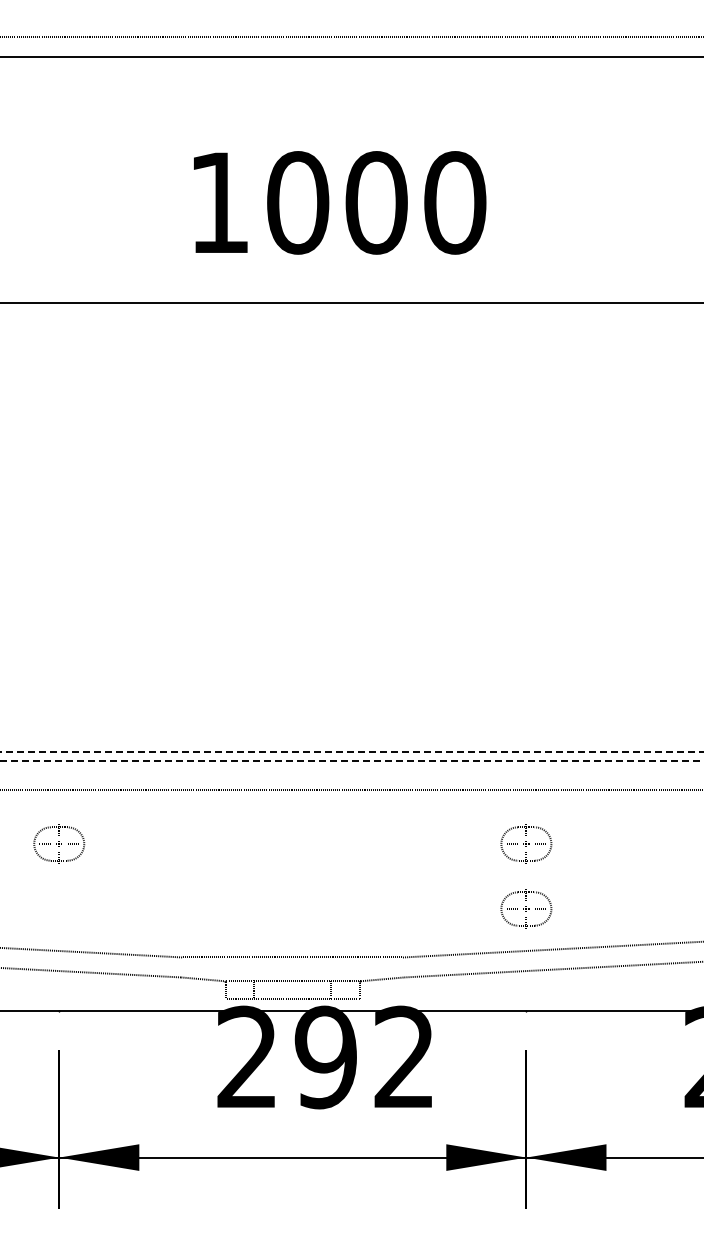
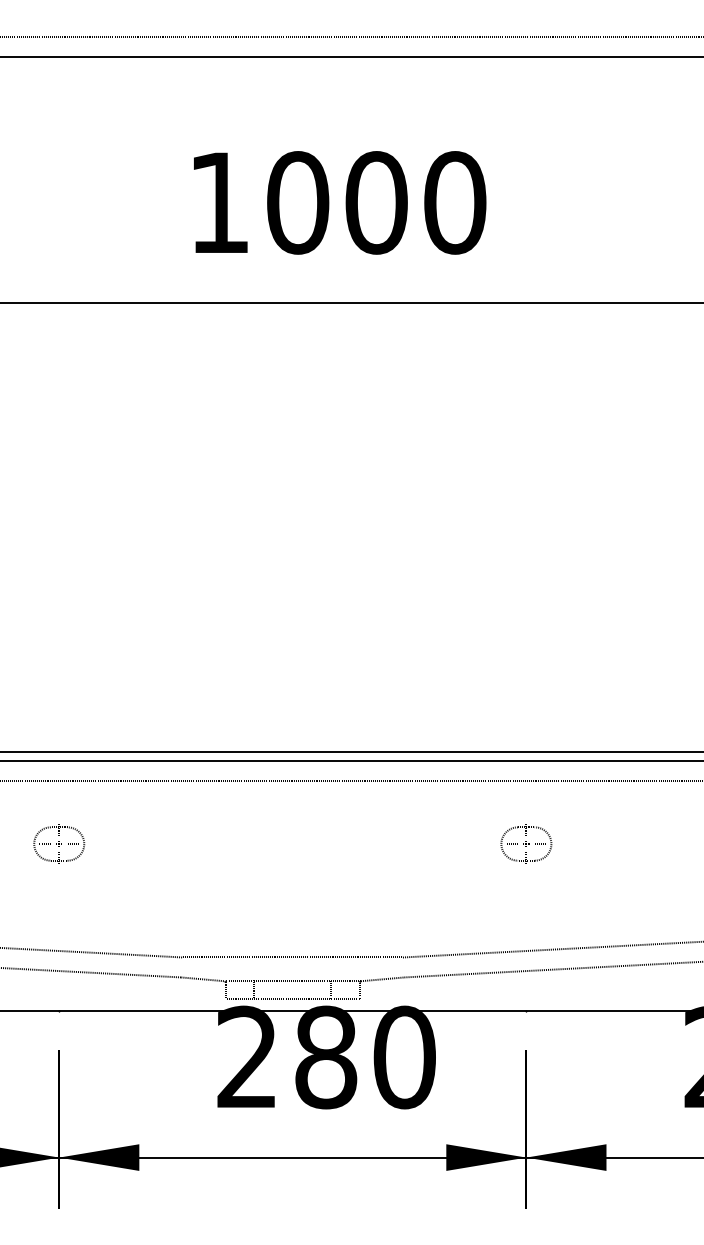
line: dashed -> solid (351, 752)
line: dashed -> solid (352, 760)
line position: (351, 789) -> (351, 780) (351, 780)
part: present -> none (526, 908)
text: 292 -> 280 (364, 1057)
